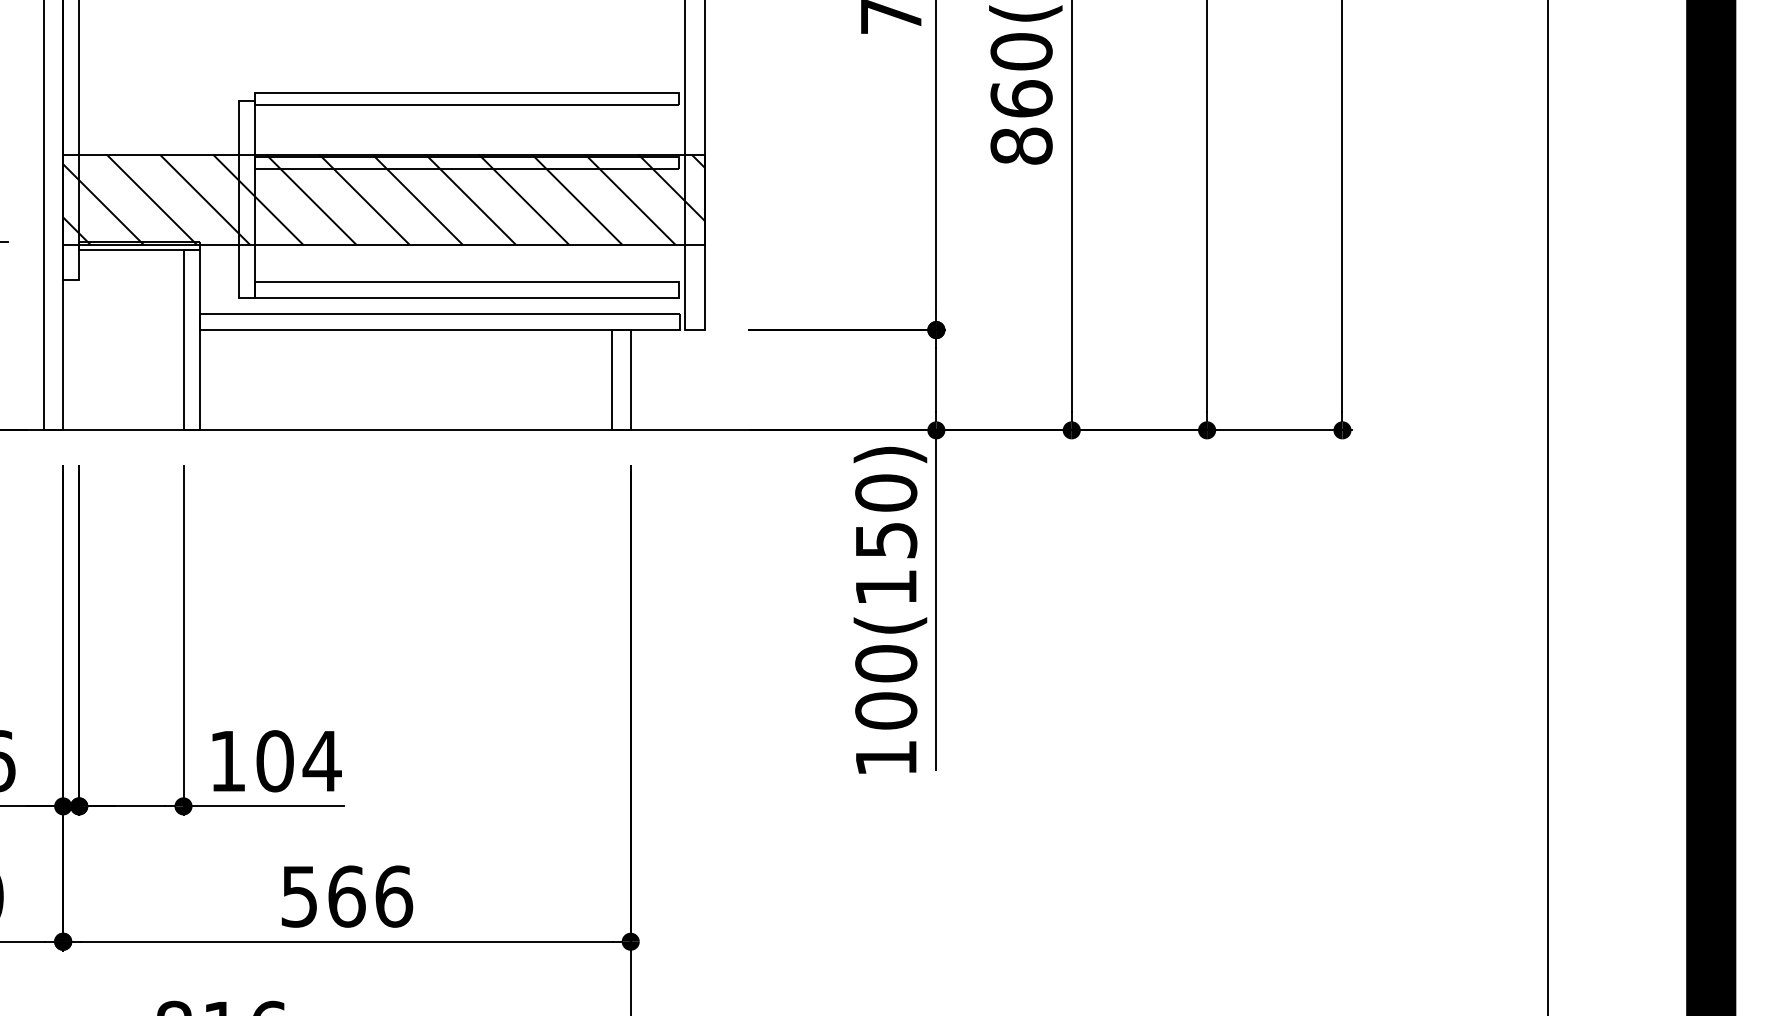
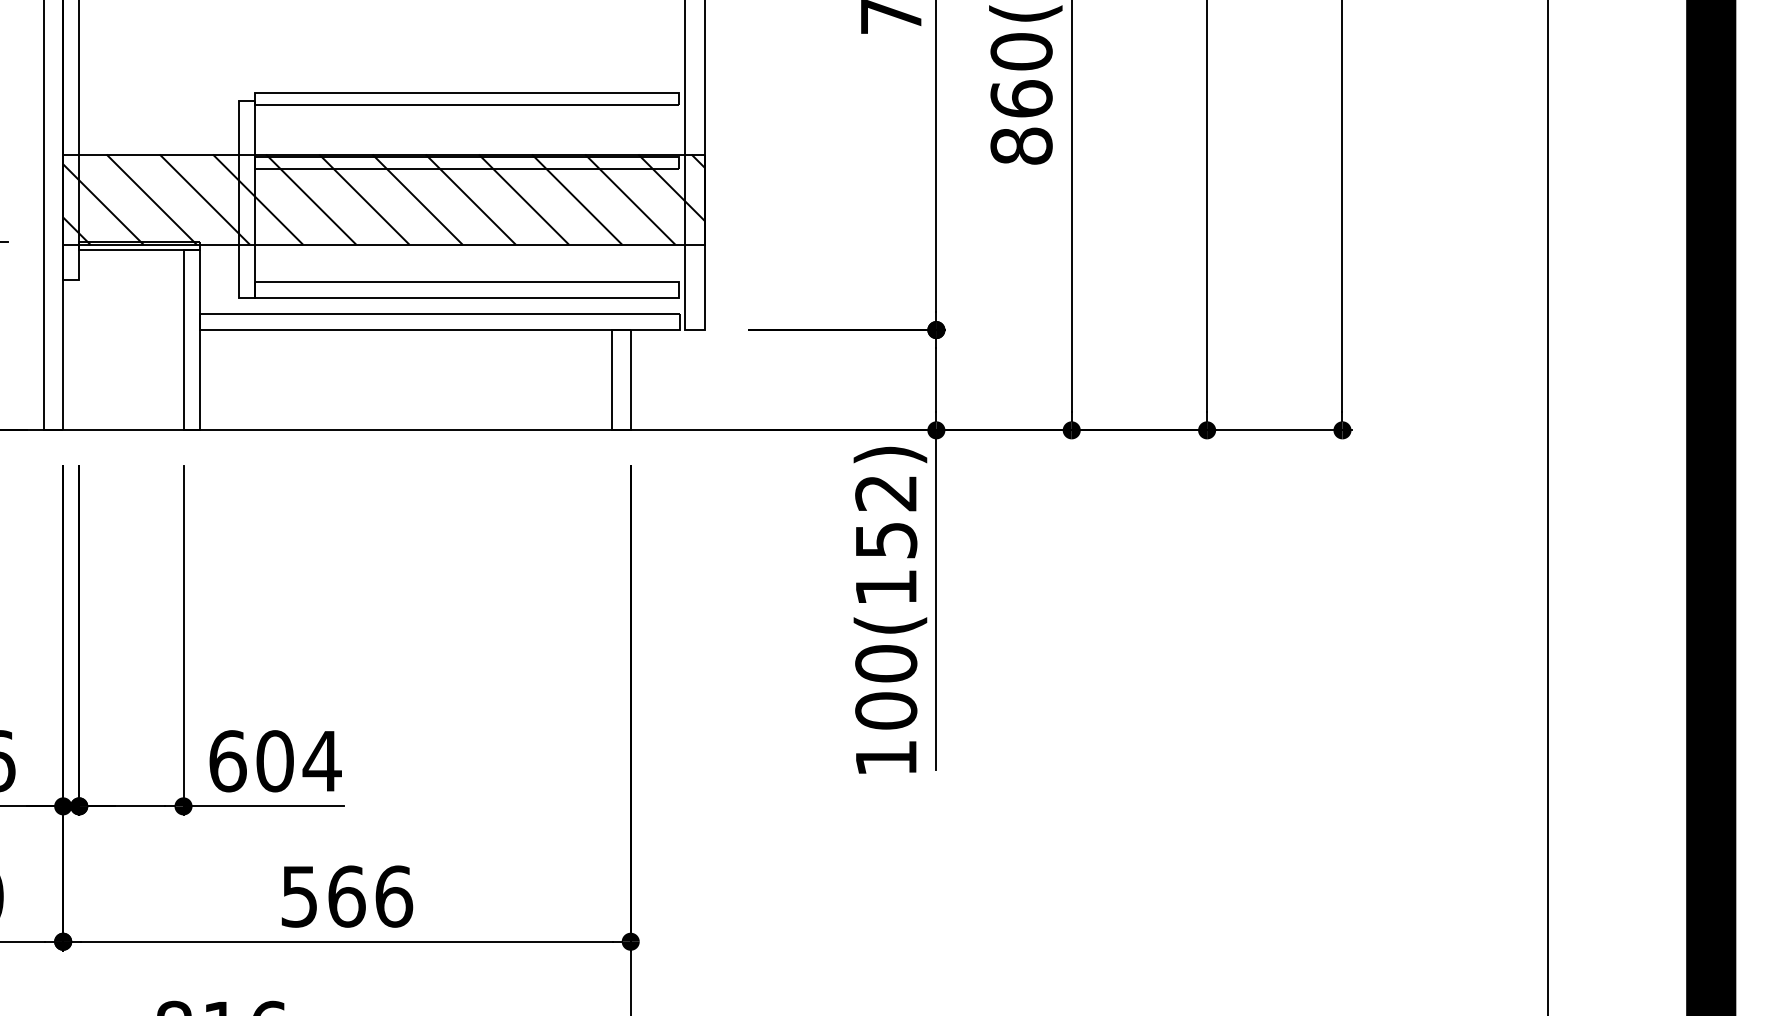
text: 100(150) -> 100(152) (886, 492)
text: 104 -> 604 (227, 761)
